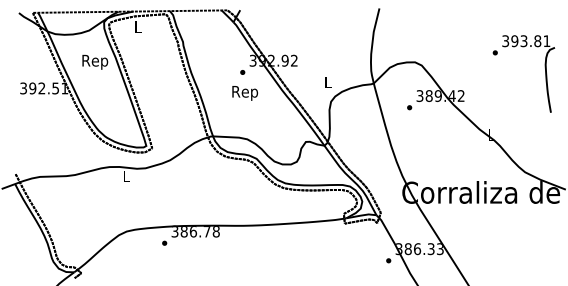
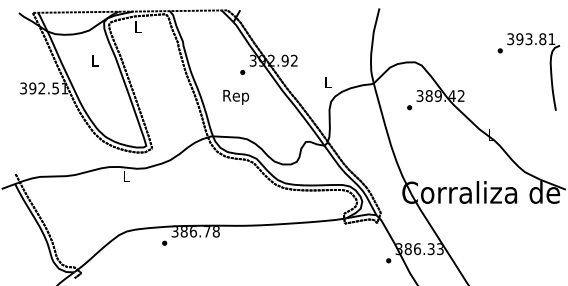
text: Rep -> L (95, 61)
part position: (544, 67) -> (549, 65) (549, 65)
text position: (245, 93) -> (236, 97) (236, 97)
